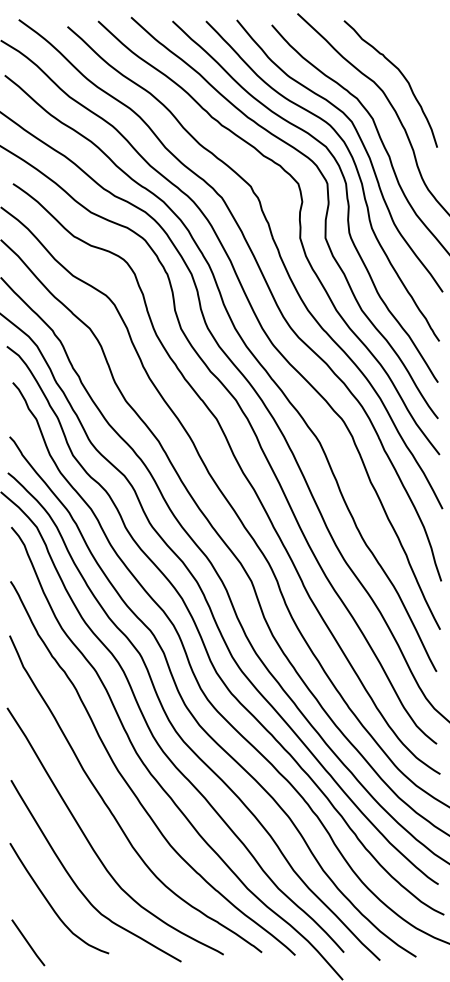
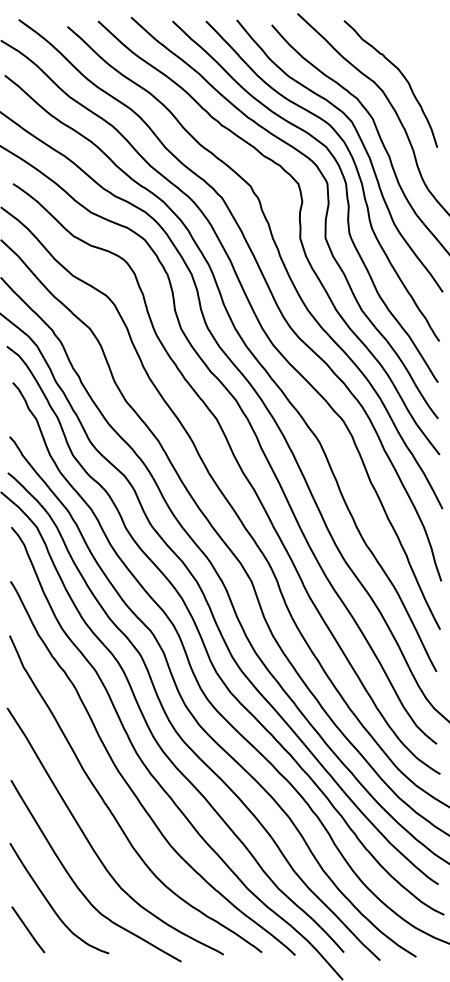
line position: (28, 942) -> (28, 929) (28, 929)
